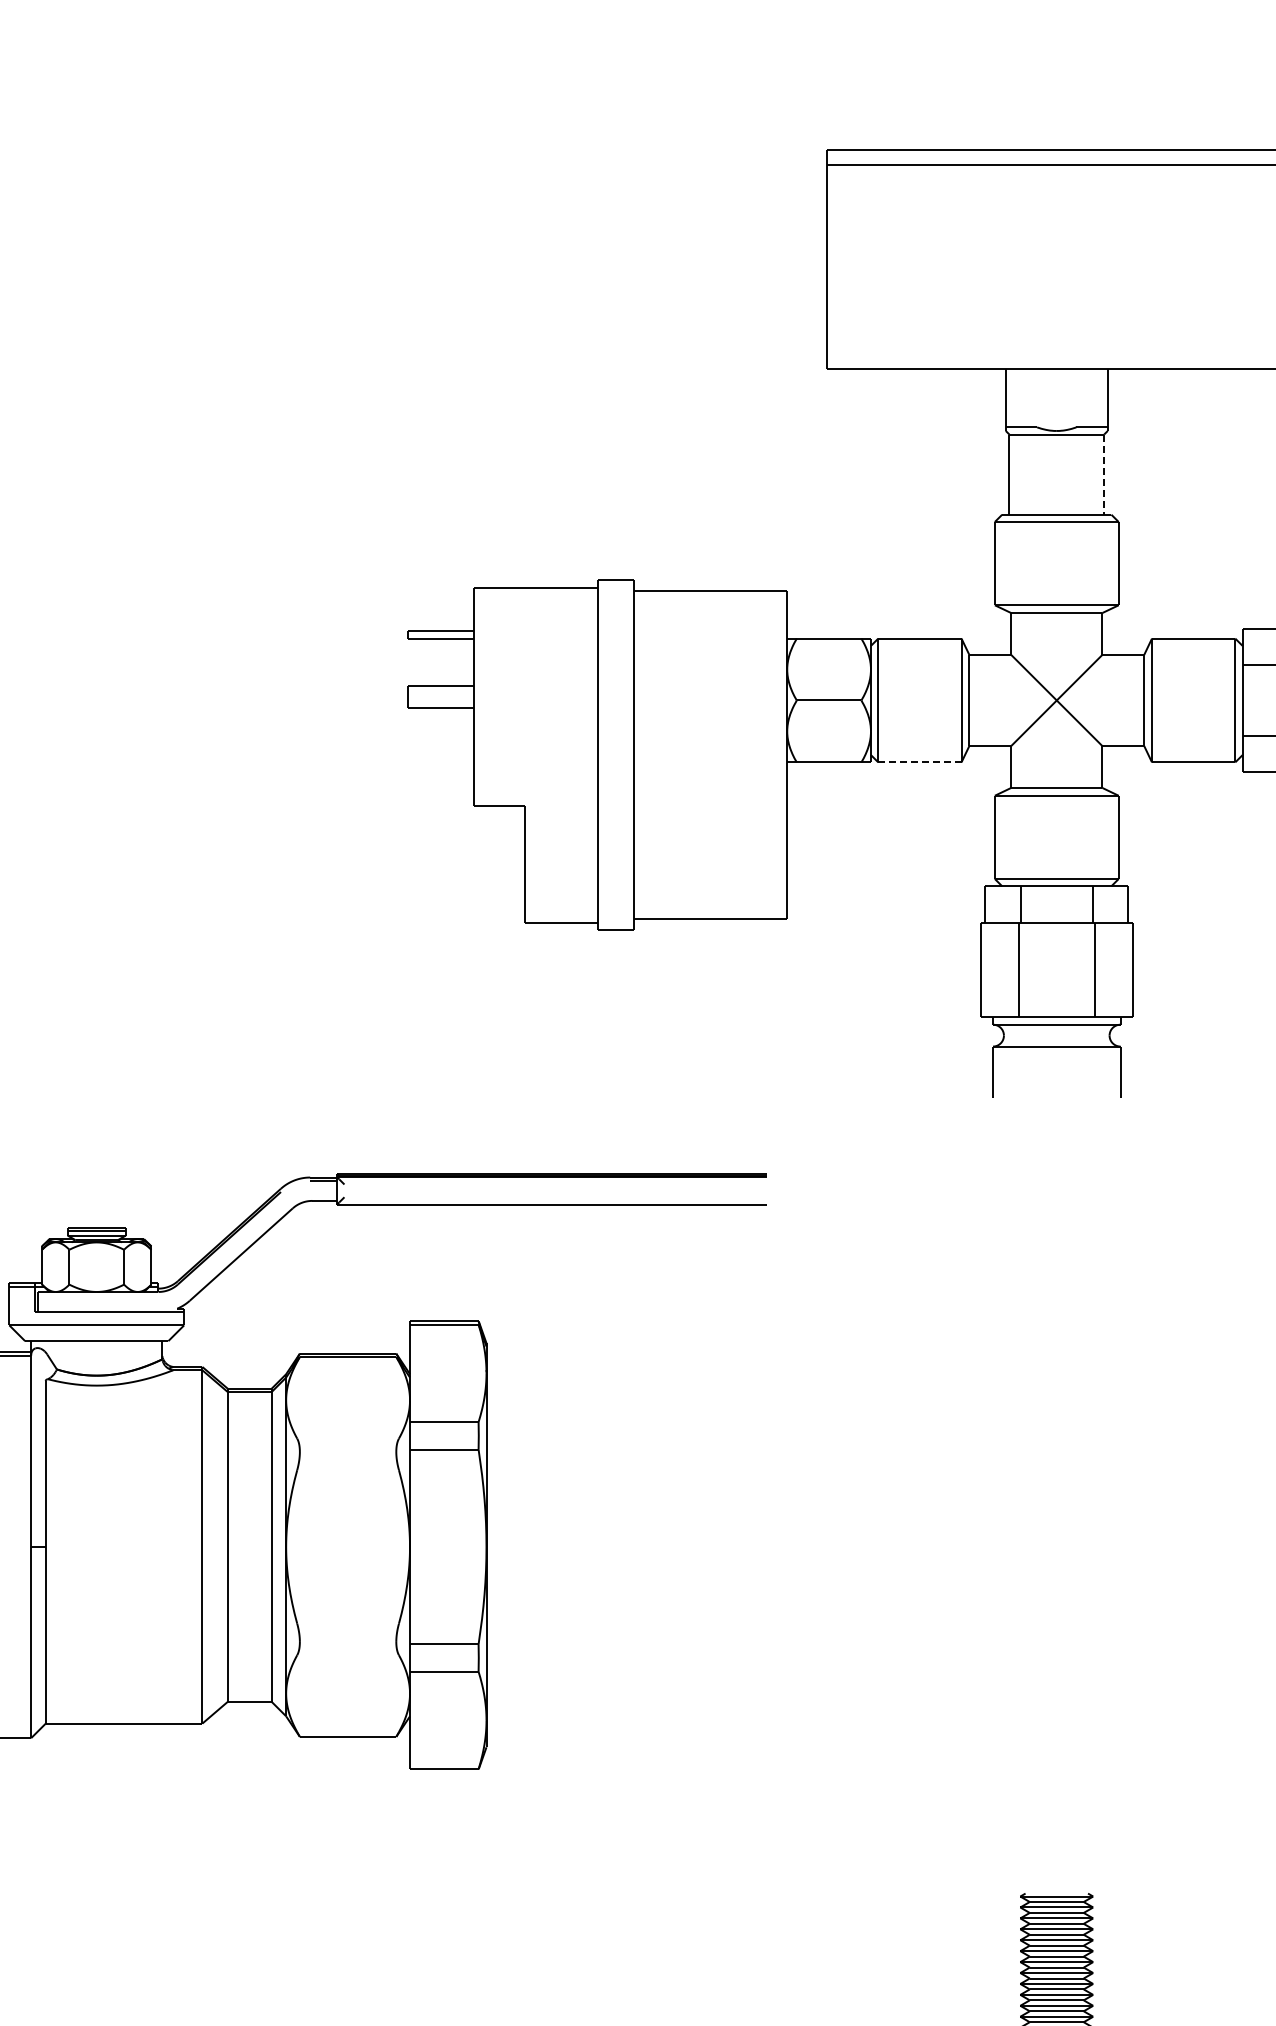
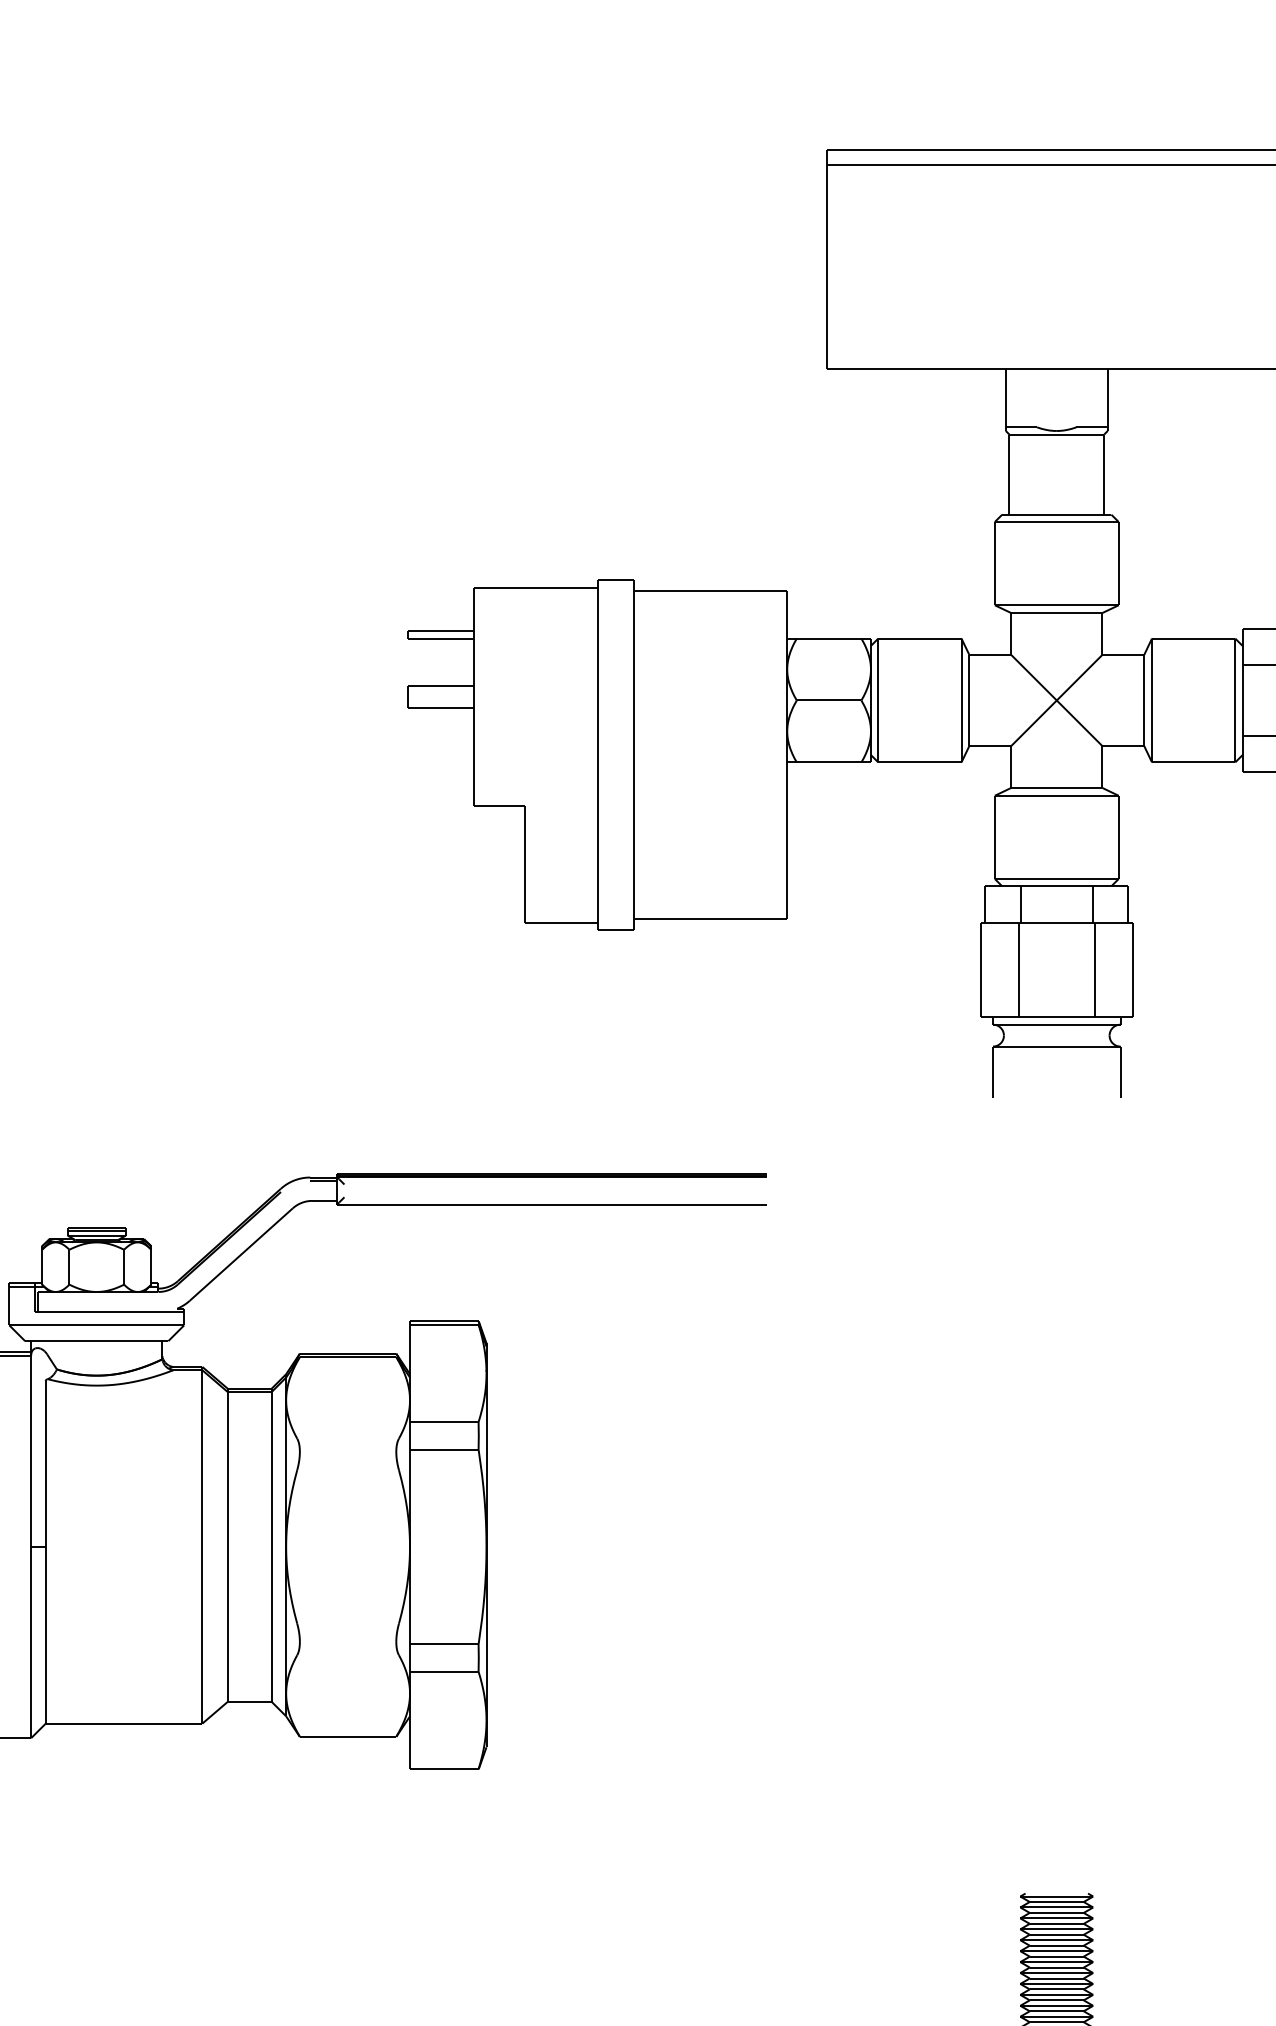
line: dashed -> solid (1104, 475)
line: dashed -> solid (919, 762)
